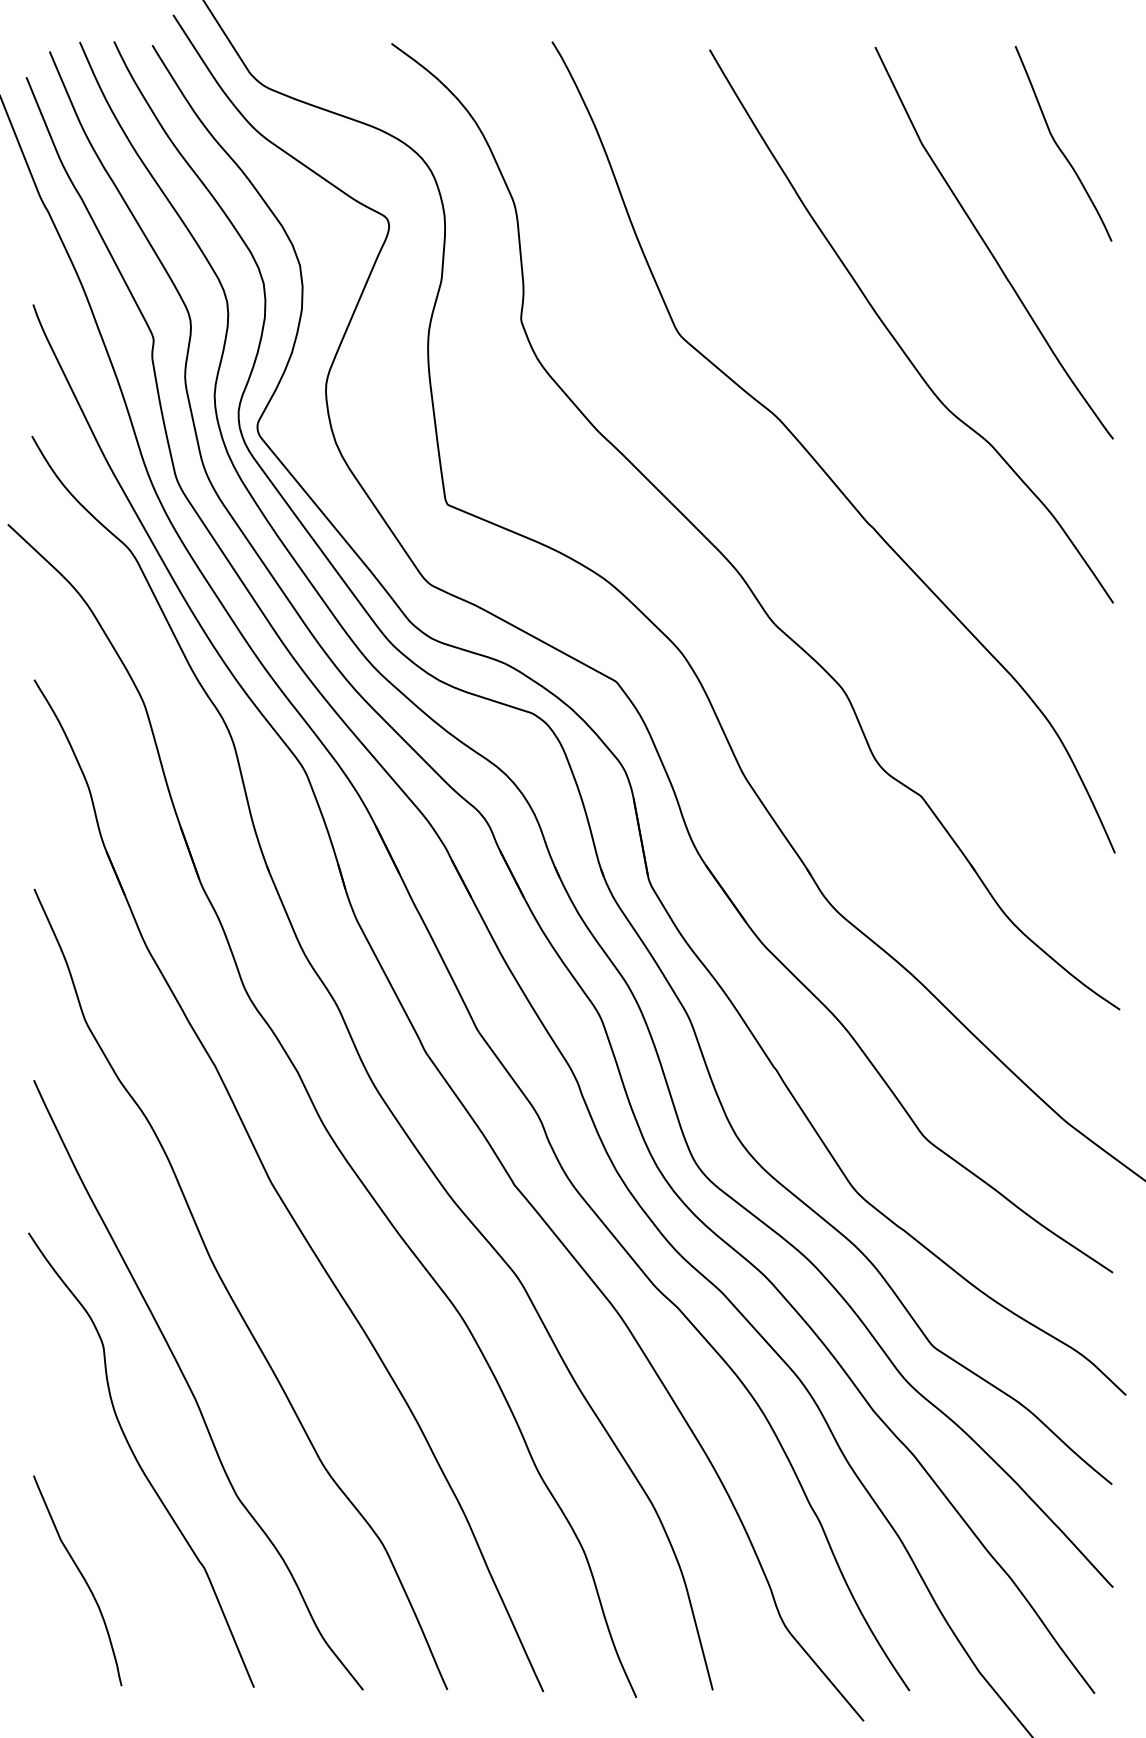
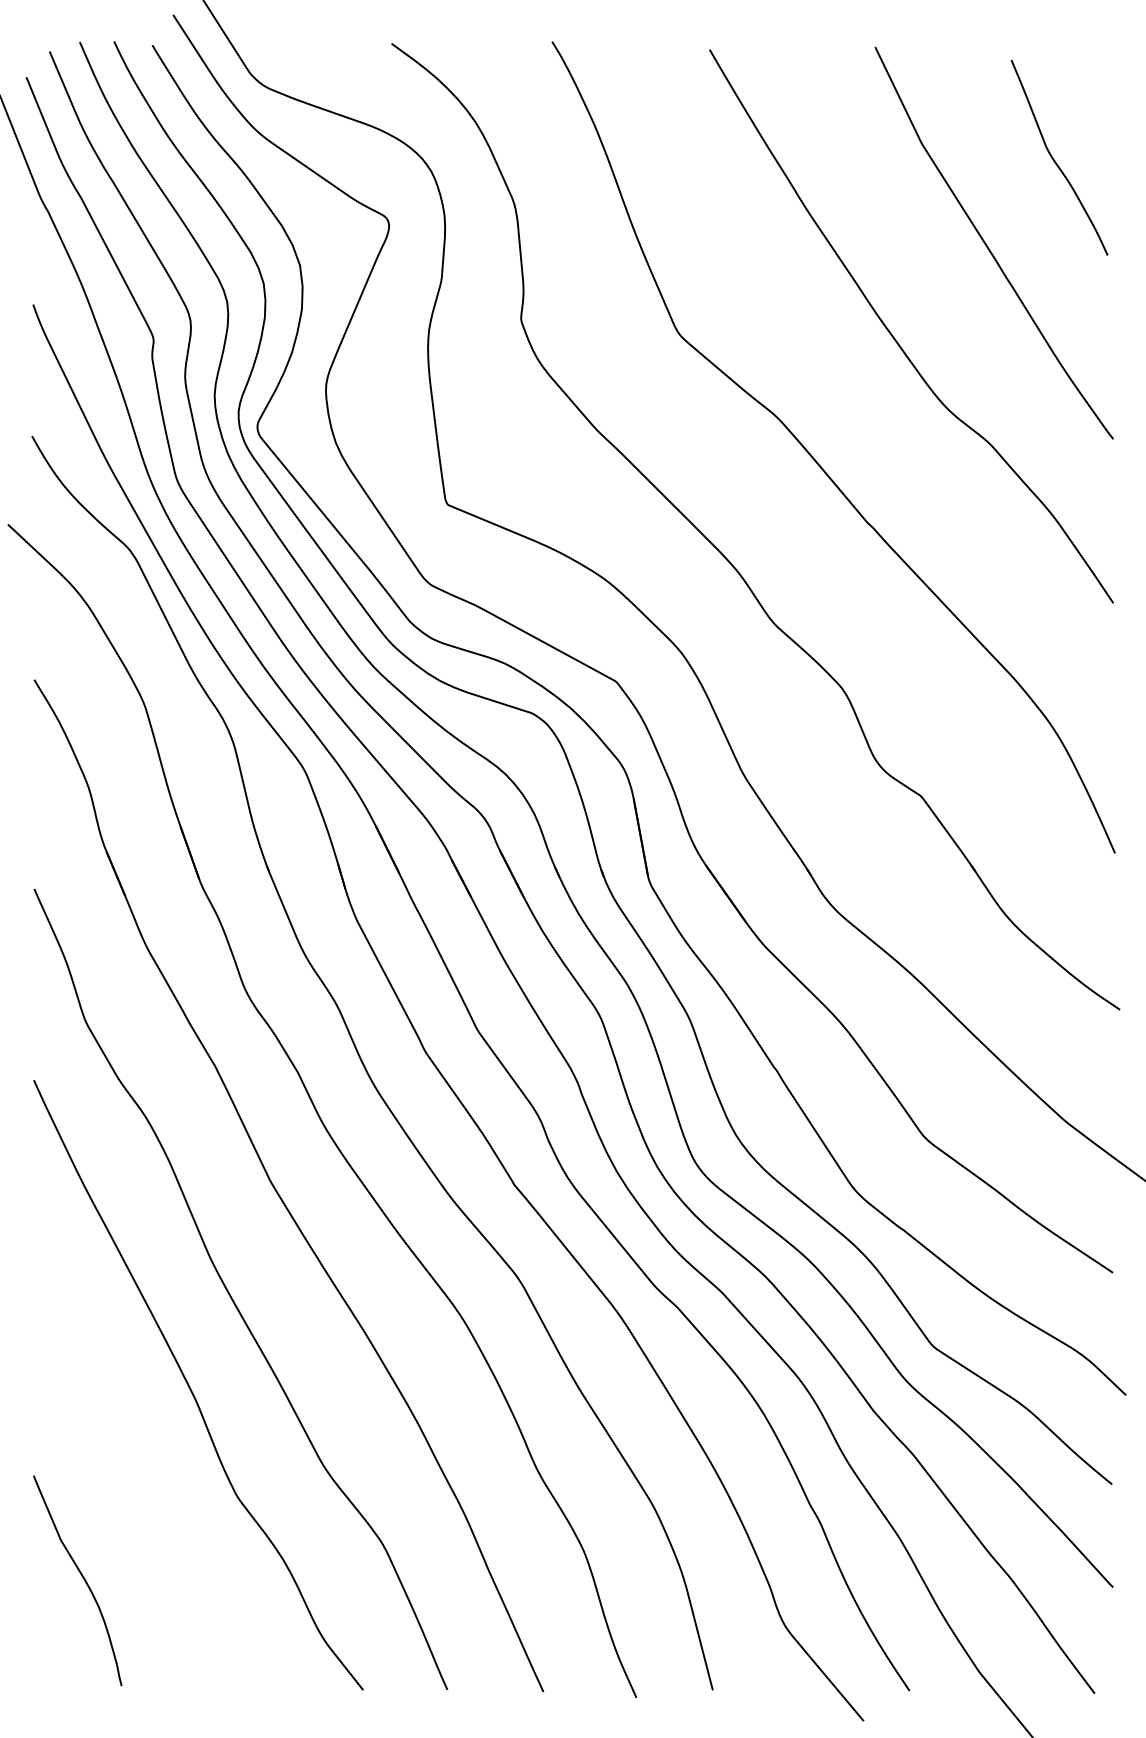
curve position: (1059, 146) -> (1055, 160) (1055, 160)
curve: present -> none (138, 1461)
